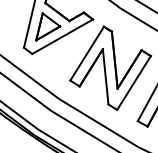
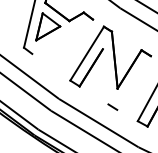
line: present -> none (62, 36)
line: present -> none (105, 76)
line: present -> none (133, 82)
